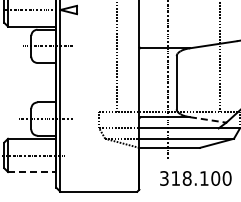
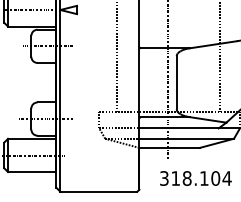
line: dashed -> solid (208, 120)
line: dashed -> solid (32, 172)
text: 318.100 -> 318.104 (226, 178)
